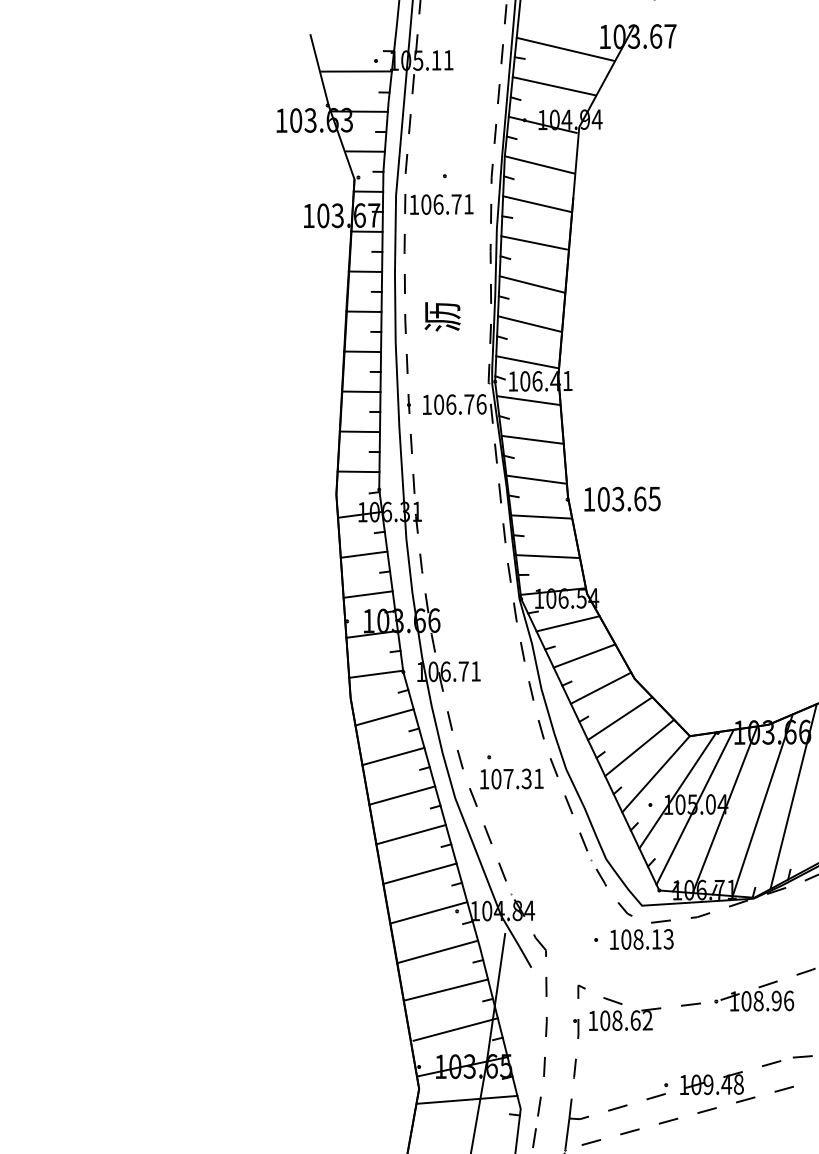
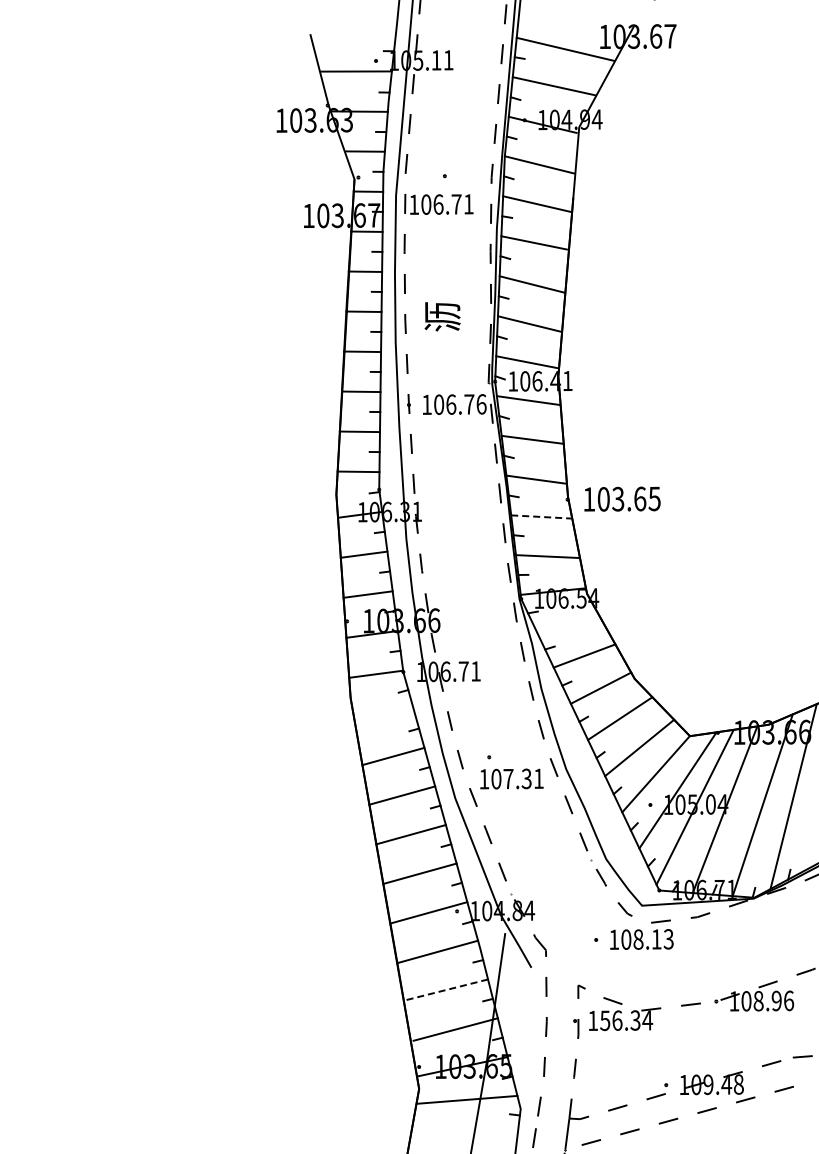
line: solid -> dashed (541, 517)
line: present -> none (567, 623)
line: present -> none (384, 717)
line: solid -> dashed (445, 990)
text: 108.62 -> 156.34 (626, 1020)
